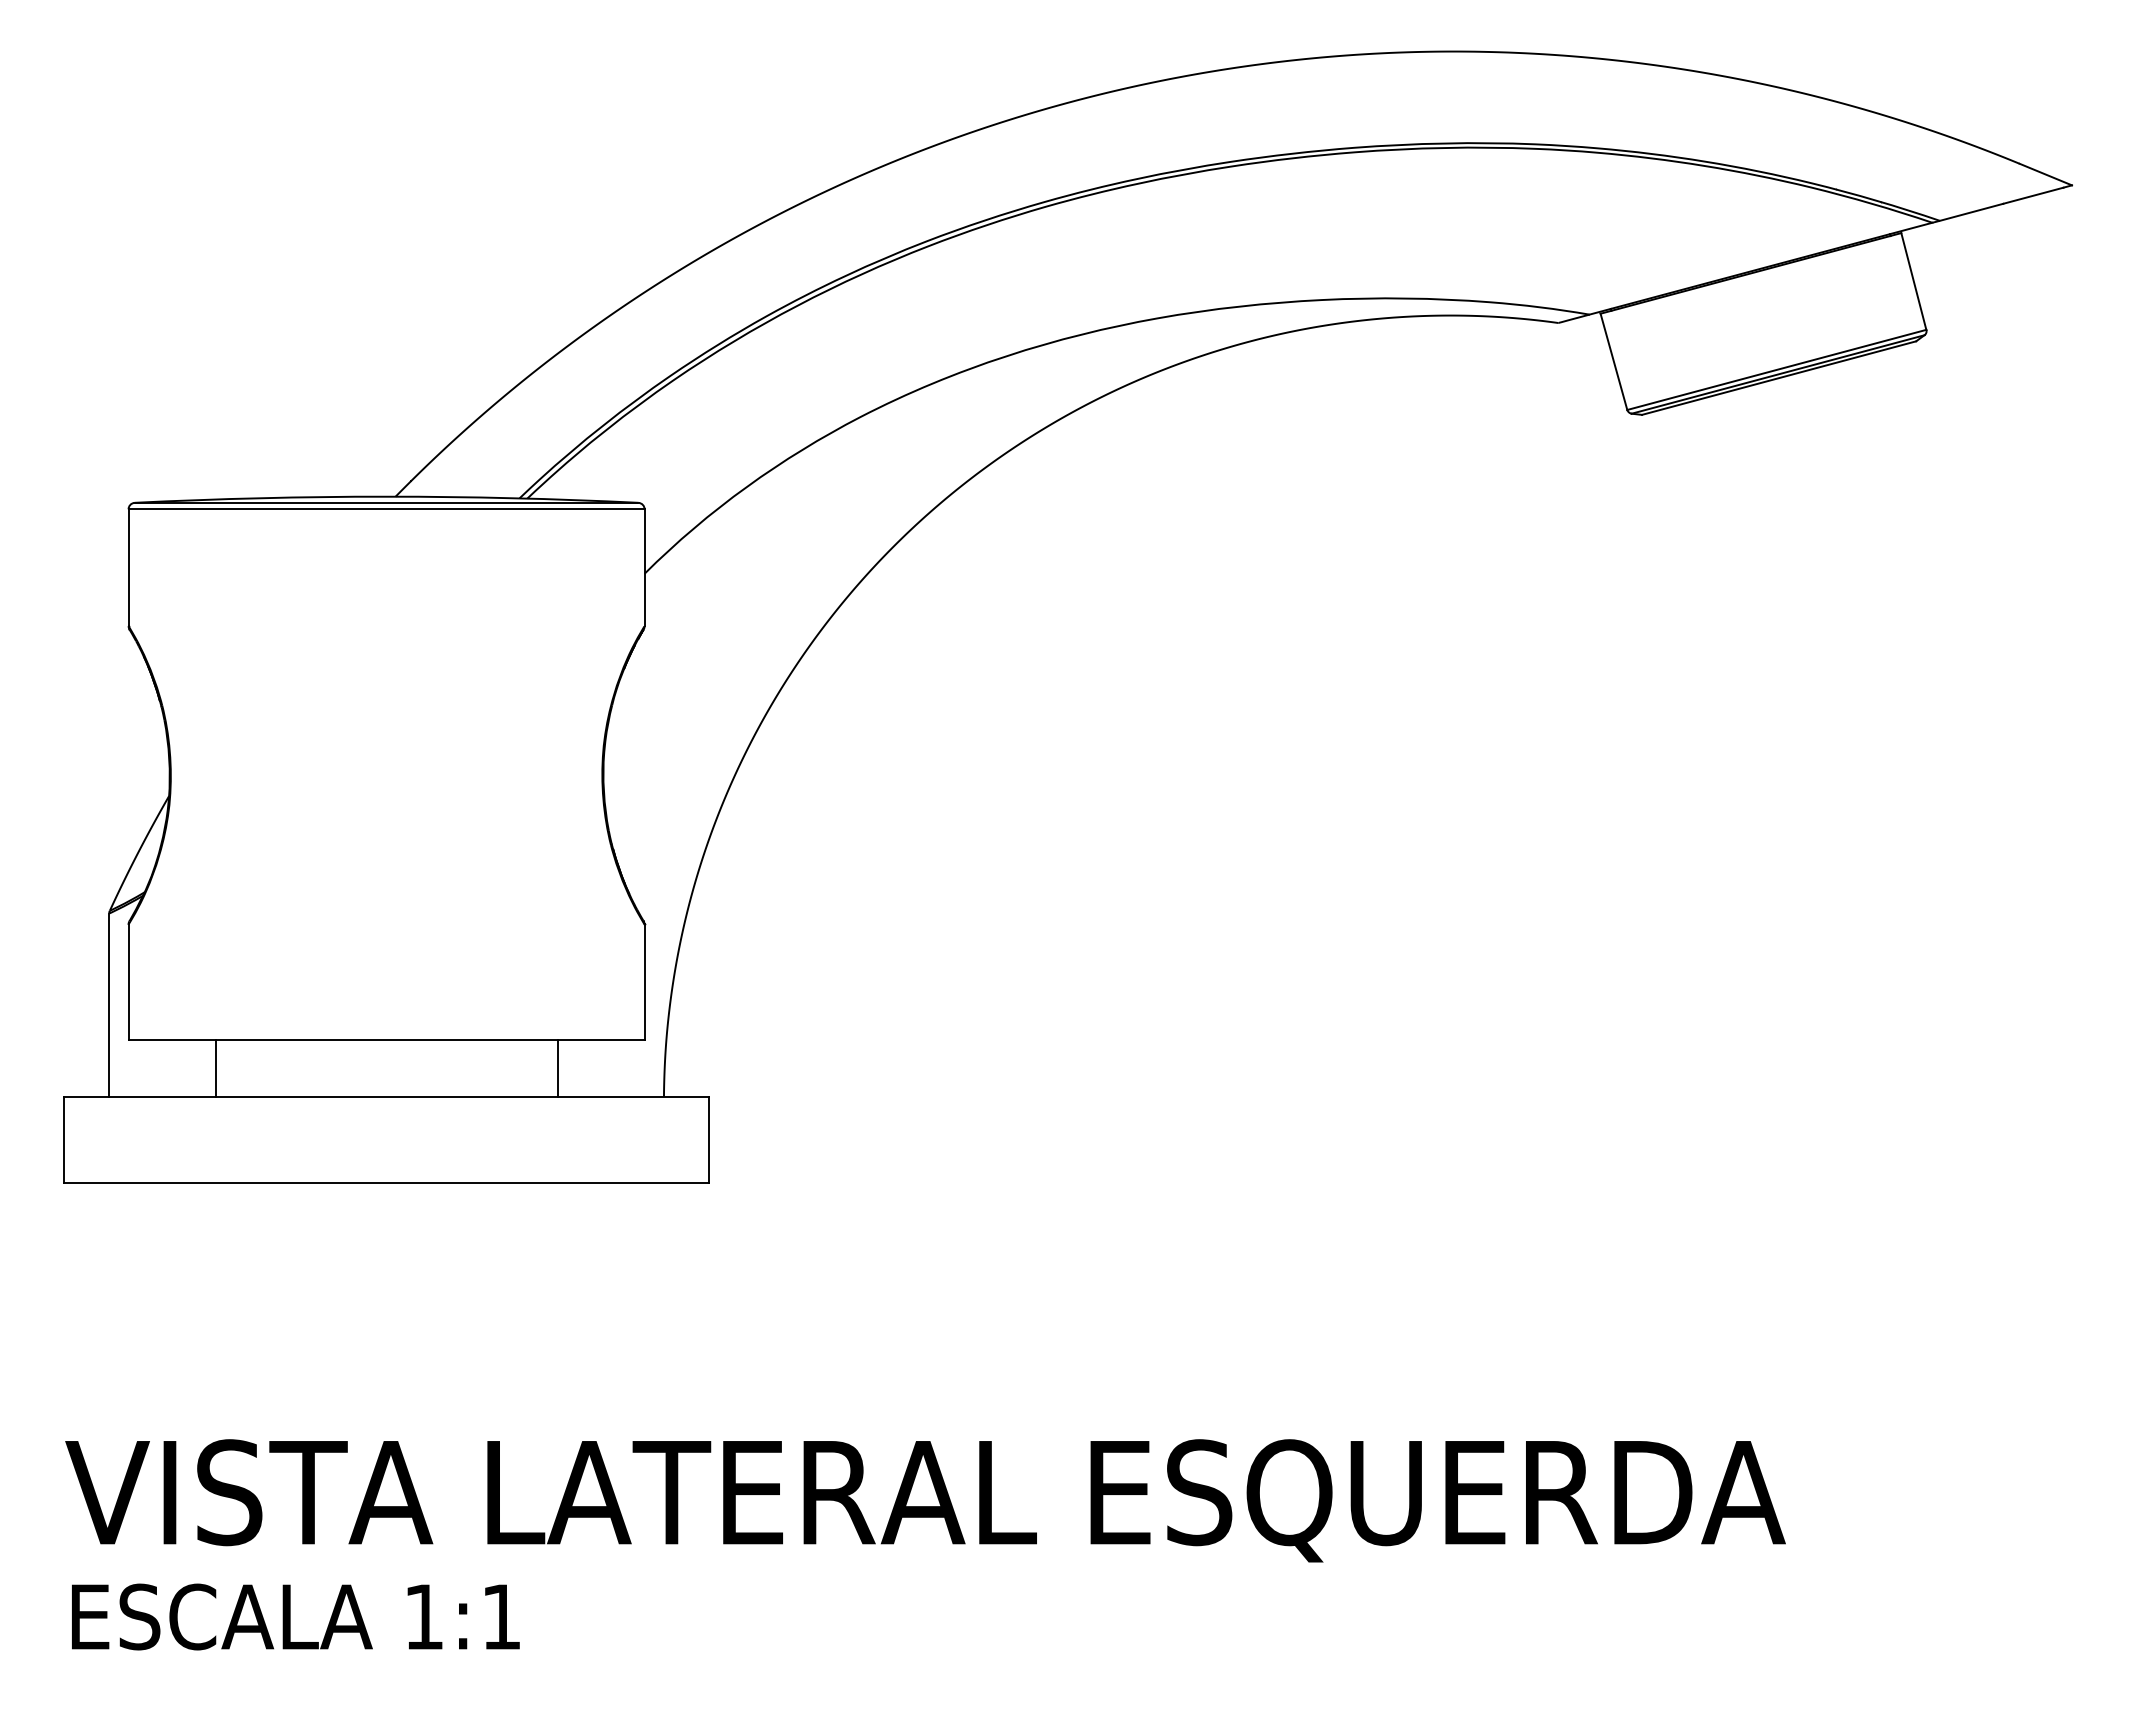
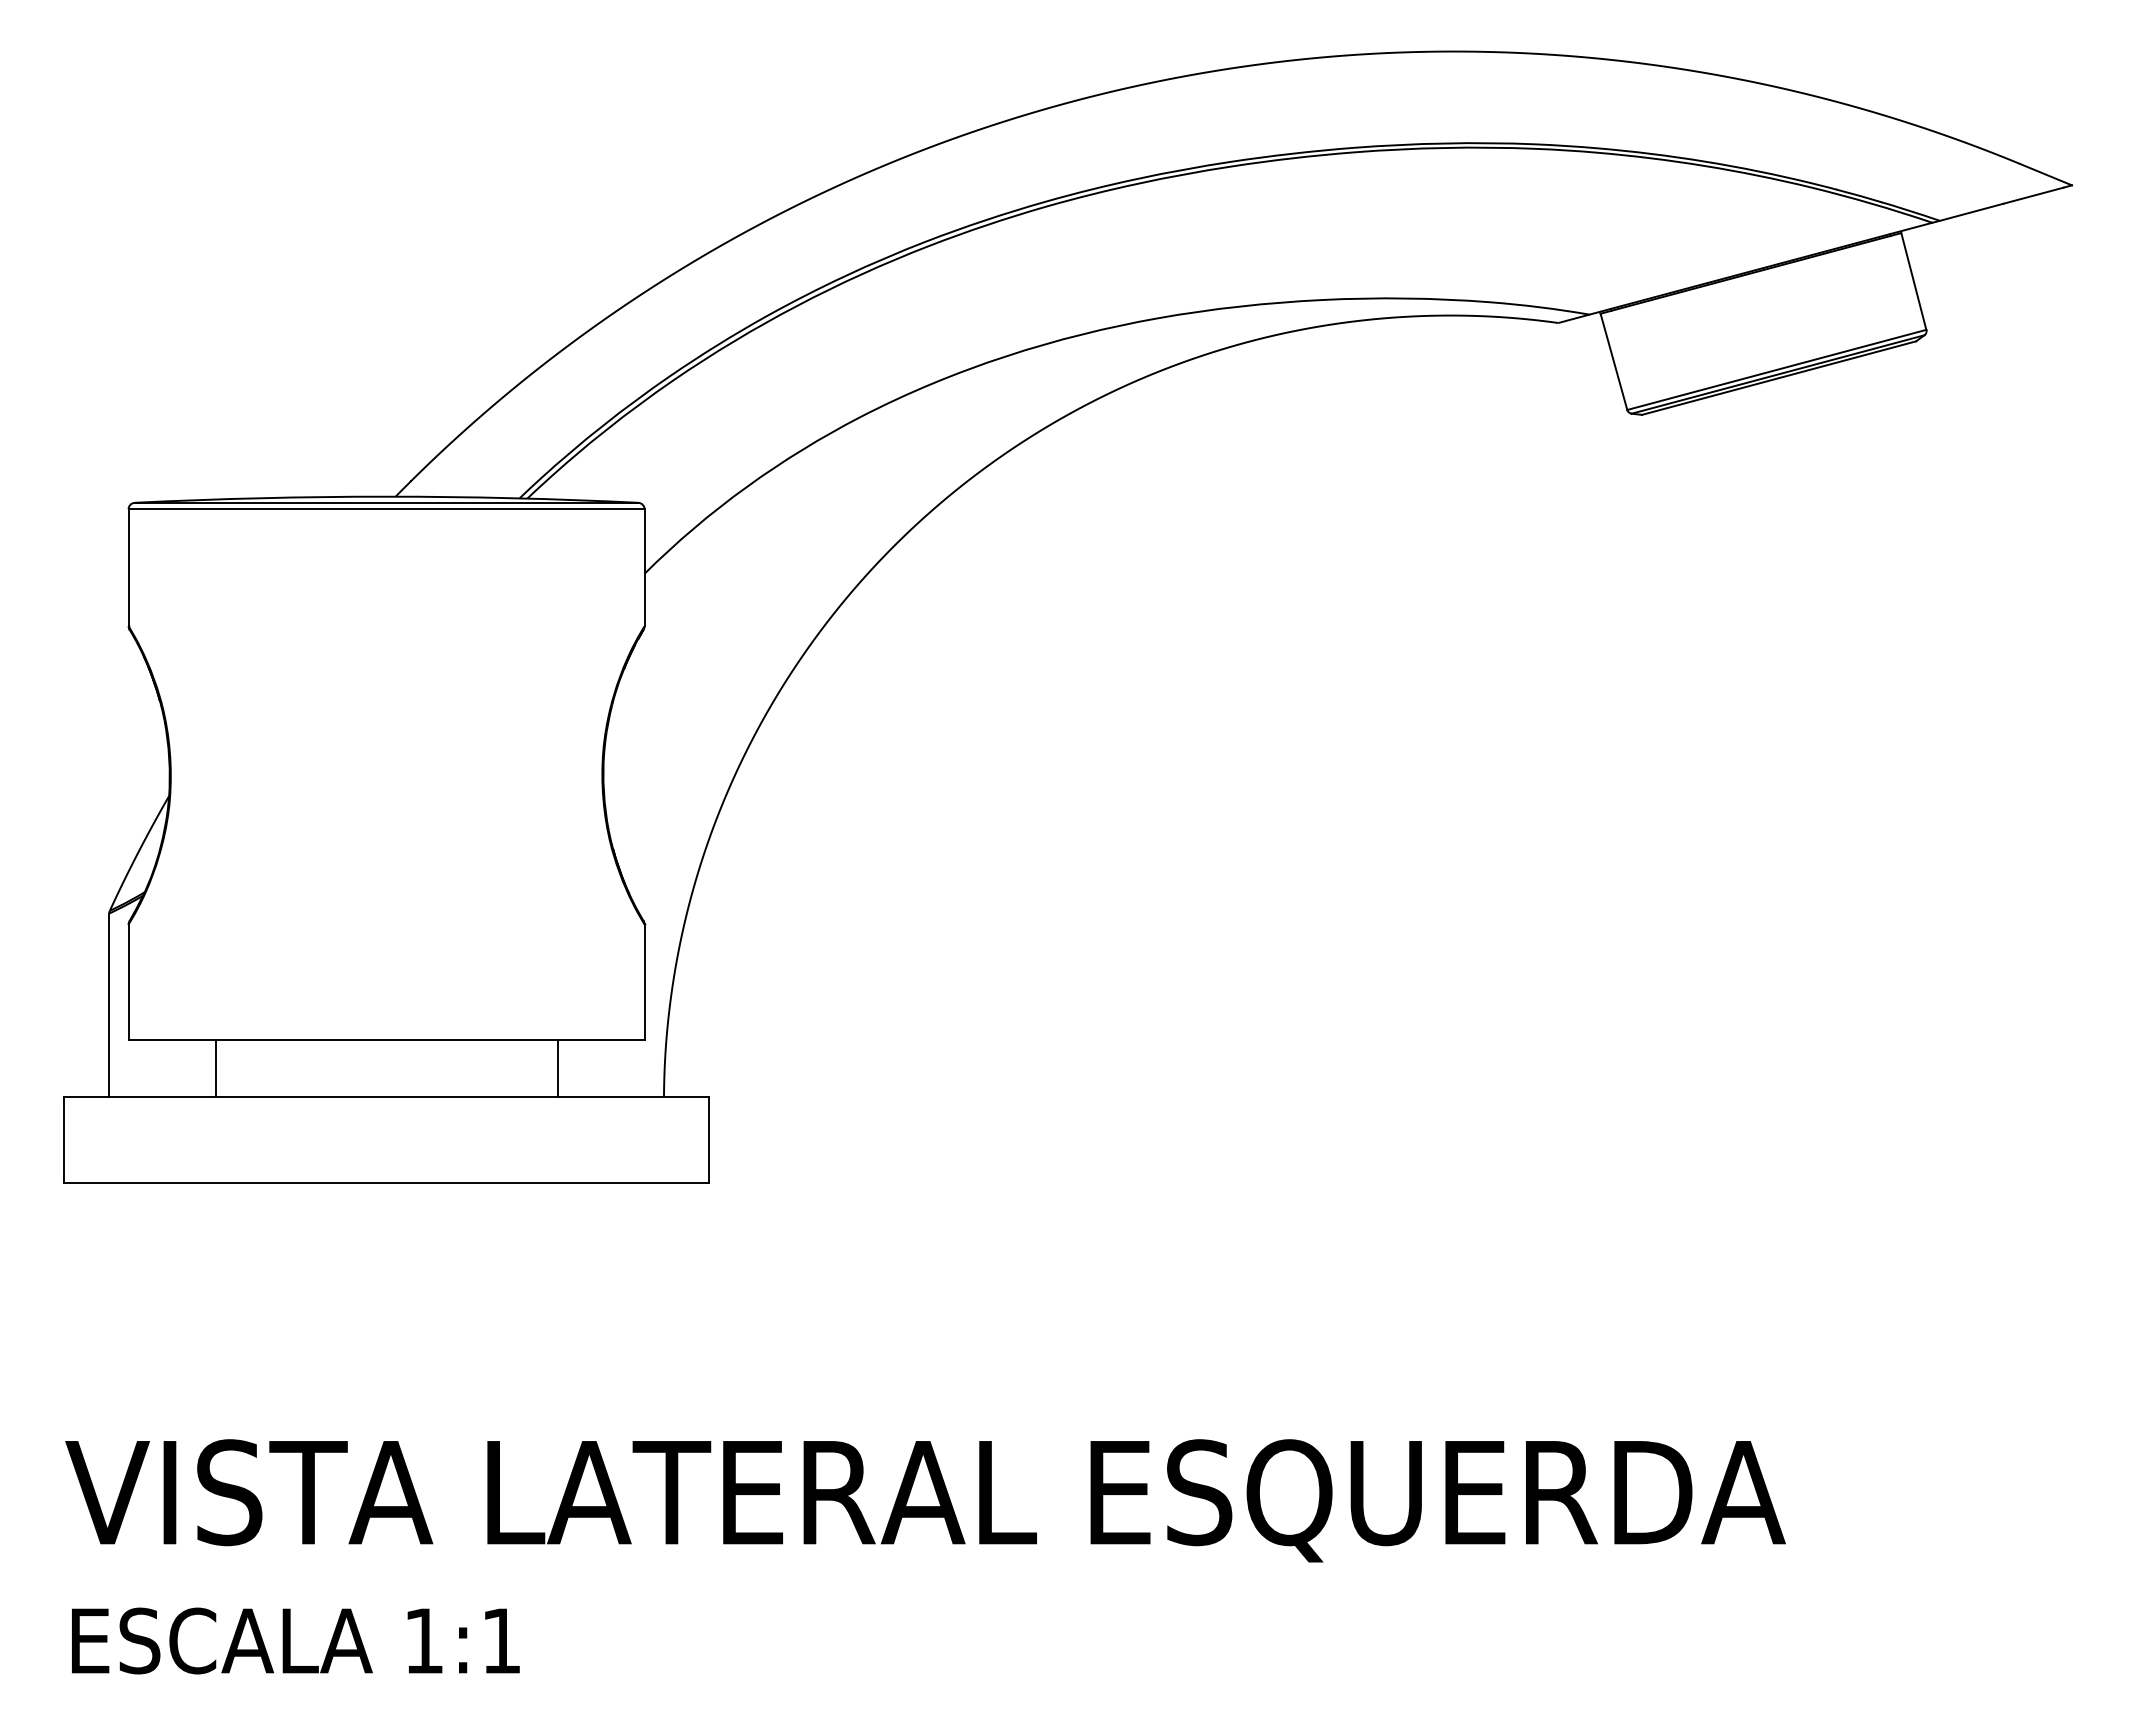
text position: (295, 1616) -> (295, 1640) (295, 1640)
